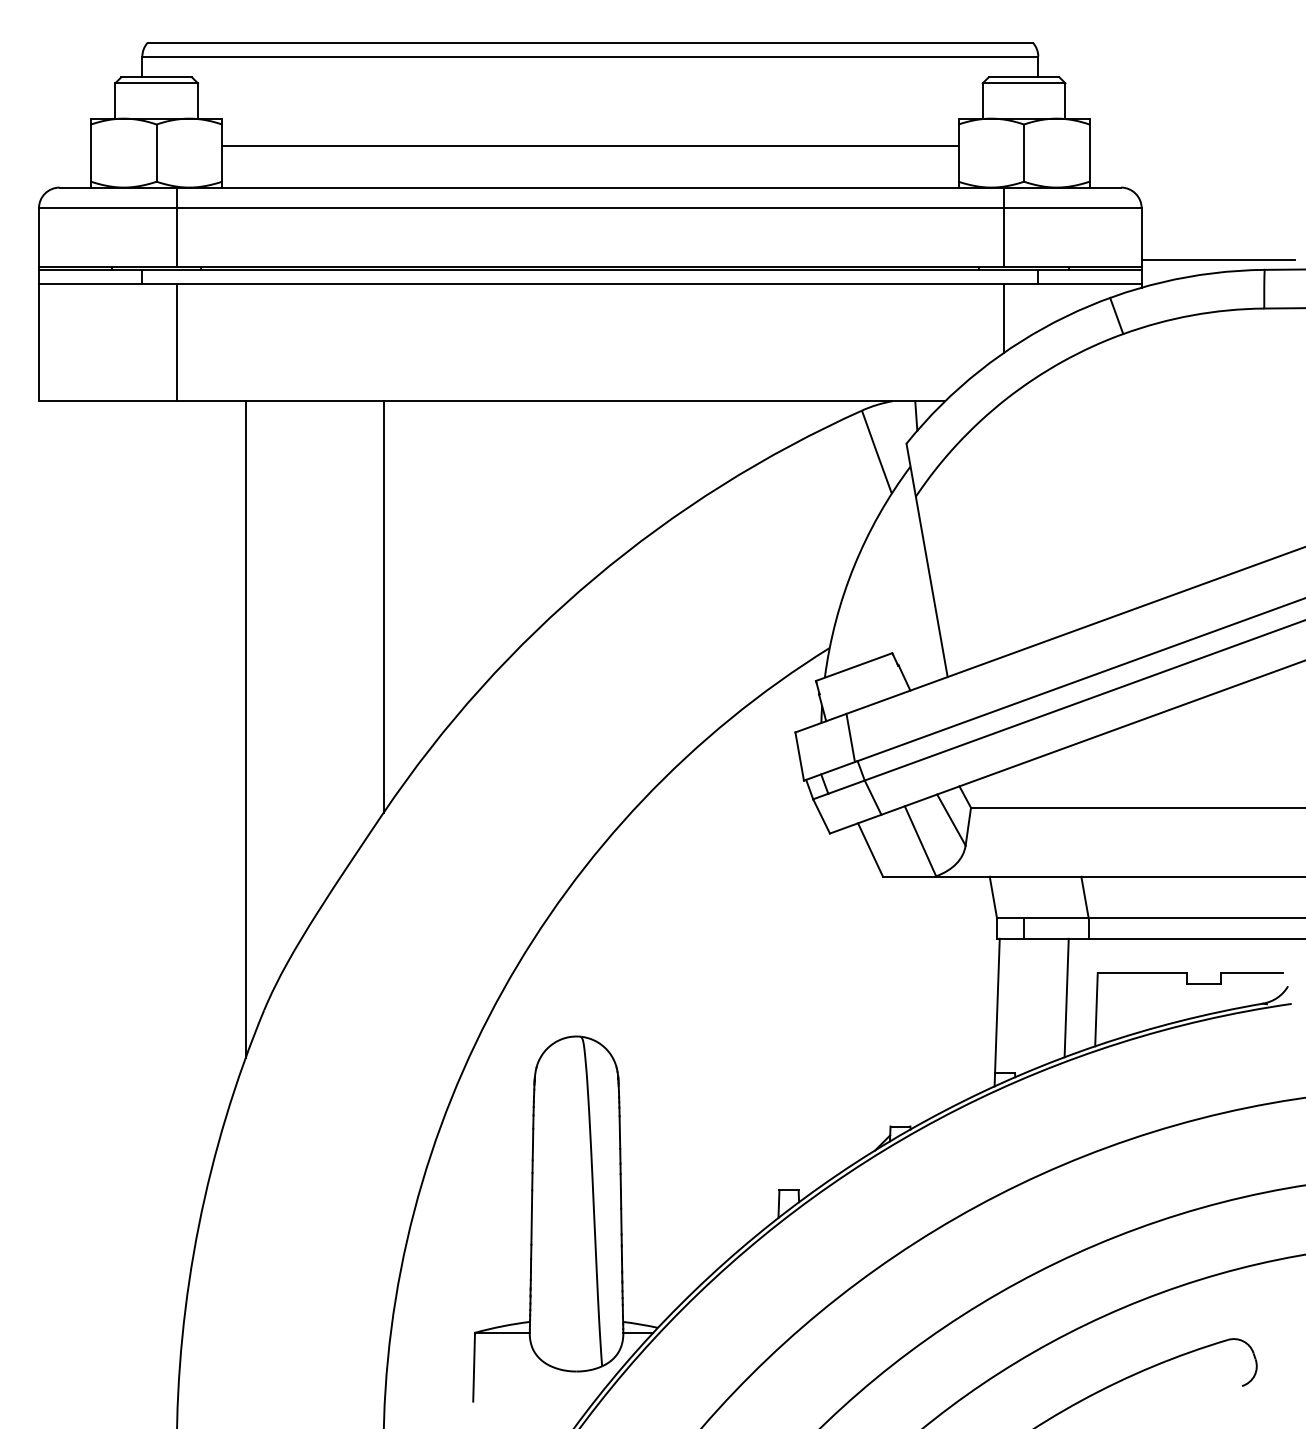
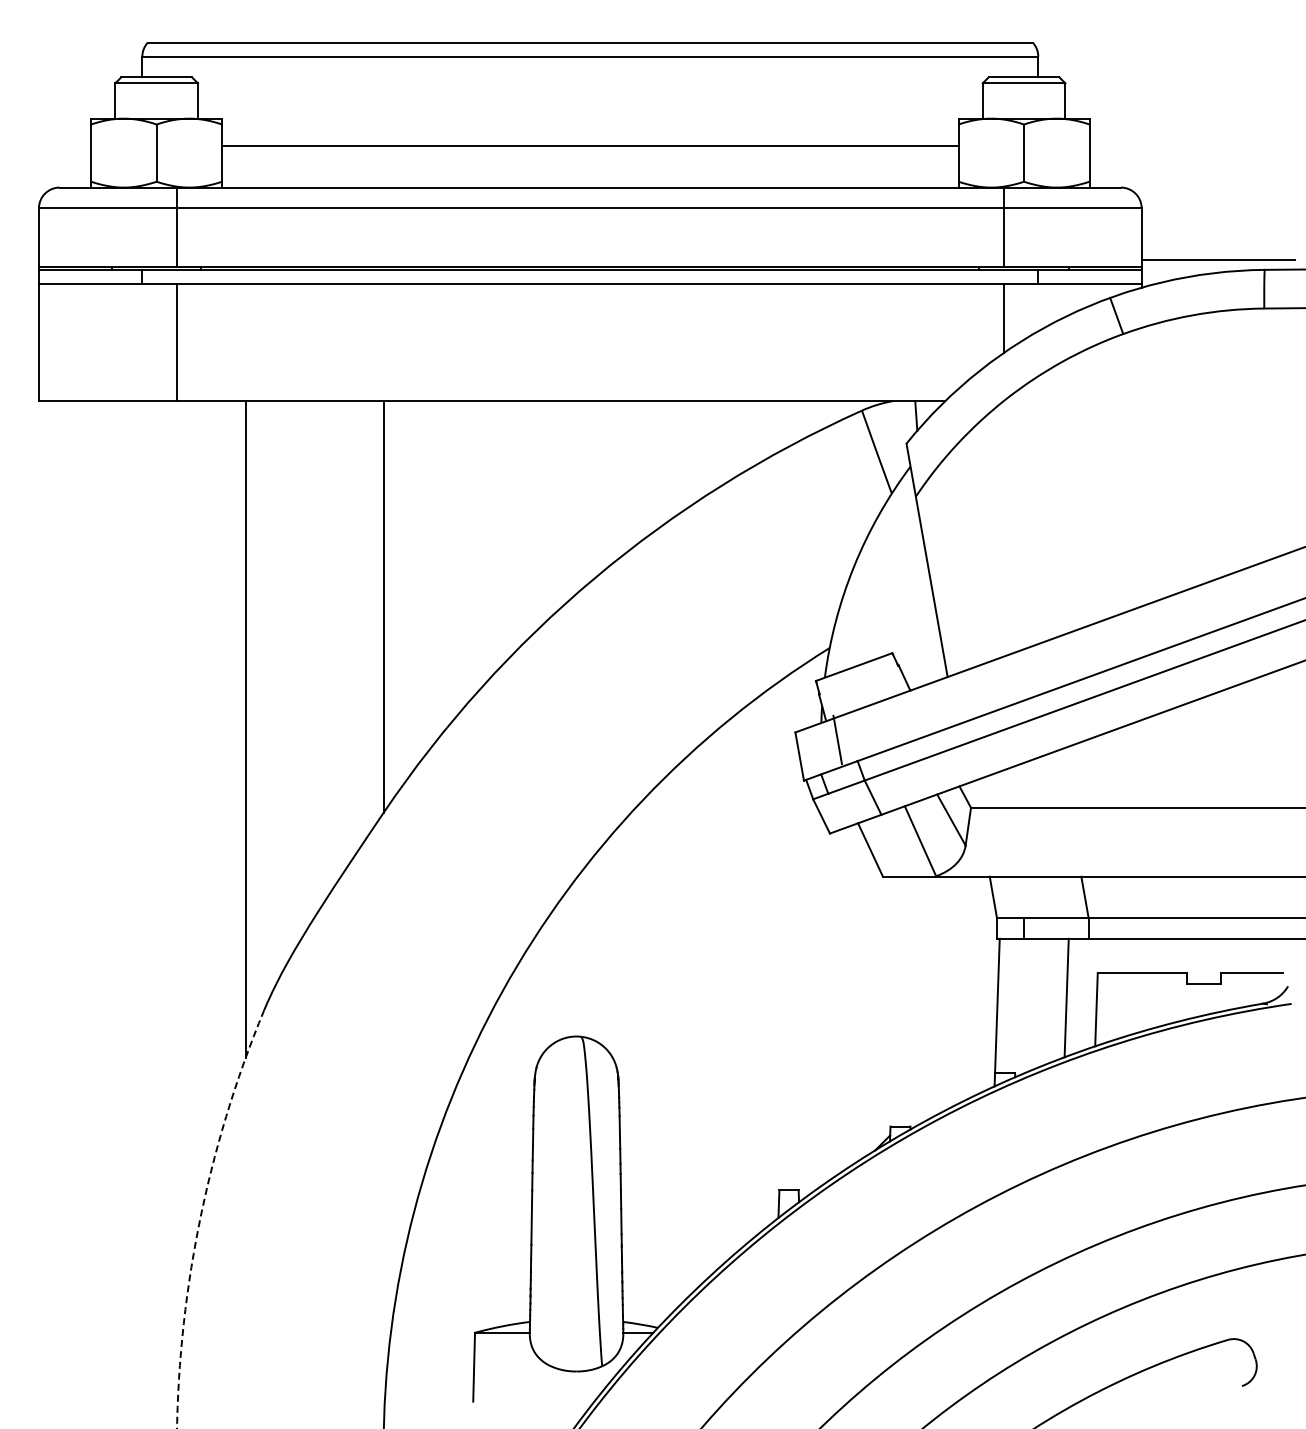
line position: (850, 737) -> (837, 739) (837, 739)
arc: solid -> dashed (200, 1216)
